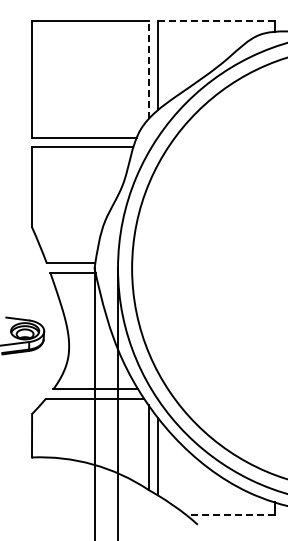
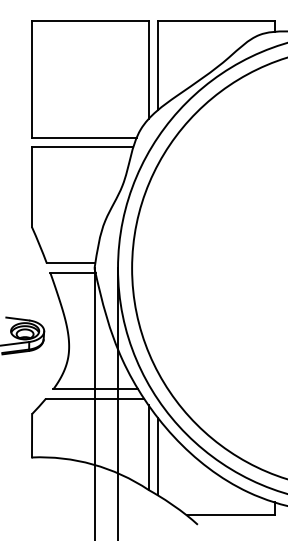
line: dashed -> solid (215, 20)
line: dashed -> solid (148, 69)
line: dashed -> solid (230, 515)
